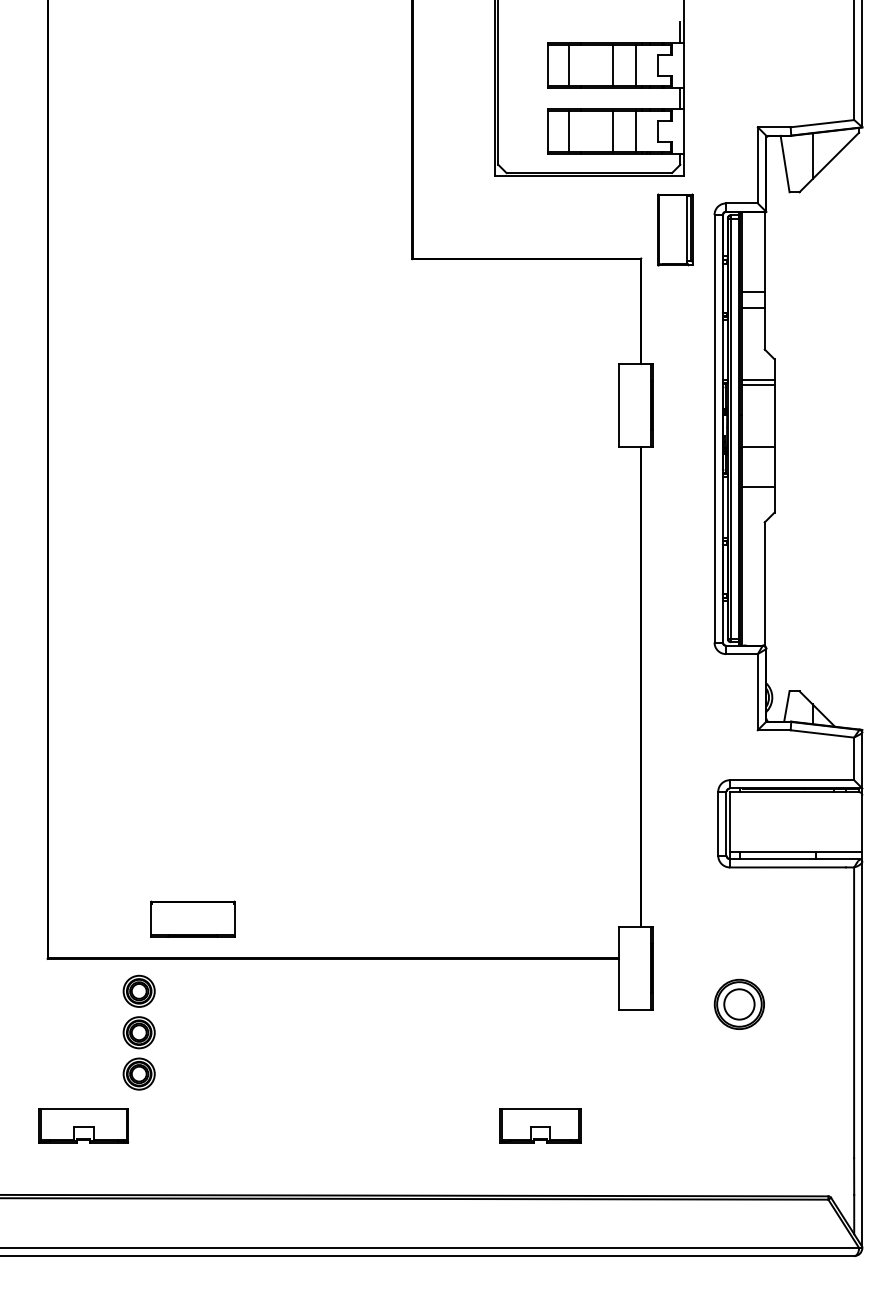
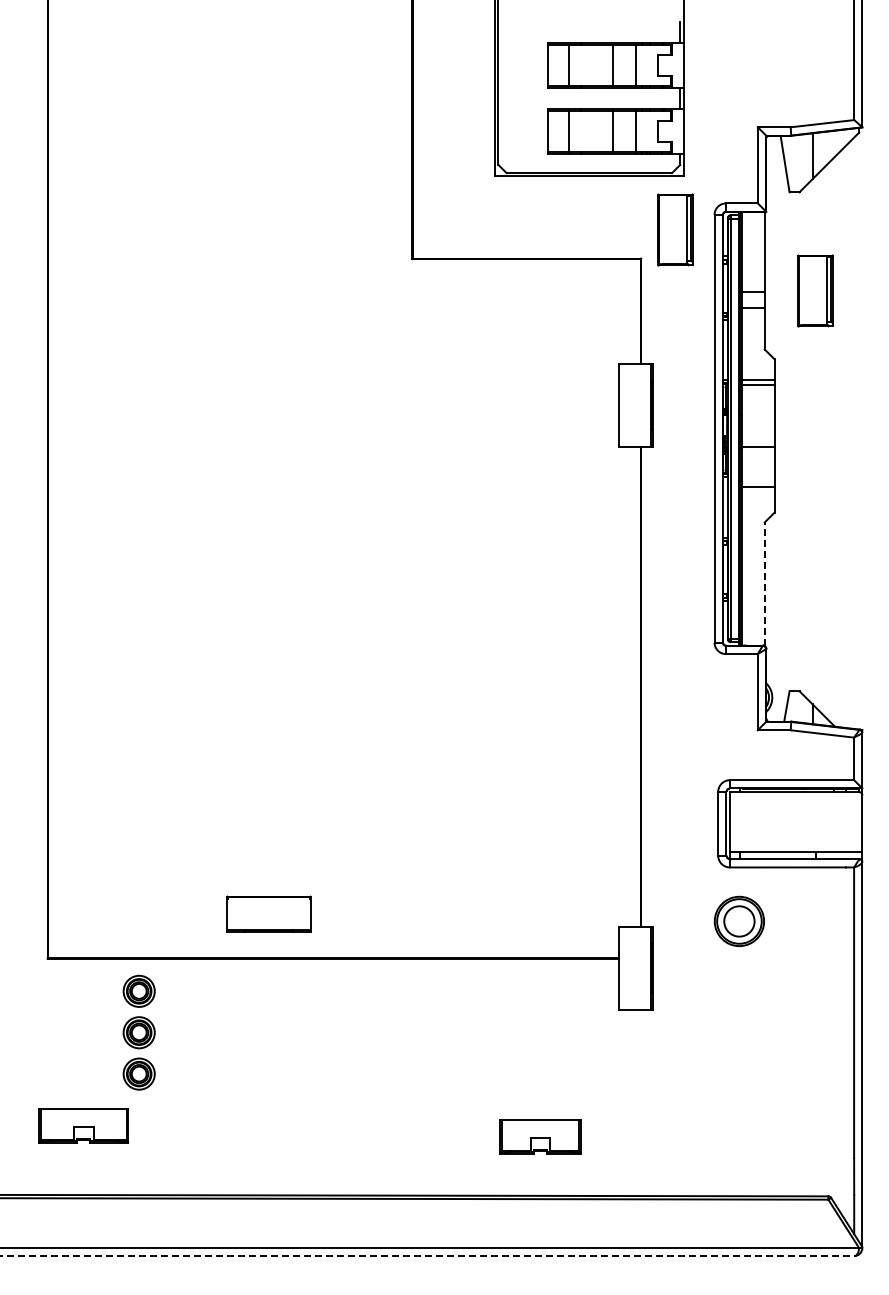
part: none -> present (815, 290)
line: solid -> dashed (764, 584)
part position: (192, 918) -> (268, 913) (268, 913)
part position: (738, 1003) -> (738, 920) (738, 920)
part position: (540, 1125) -> (540, 1136) (540, 1136)
line: solid -> dashed (427, 1256)
